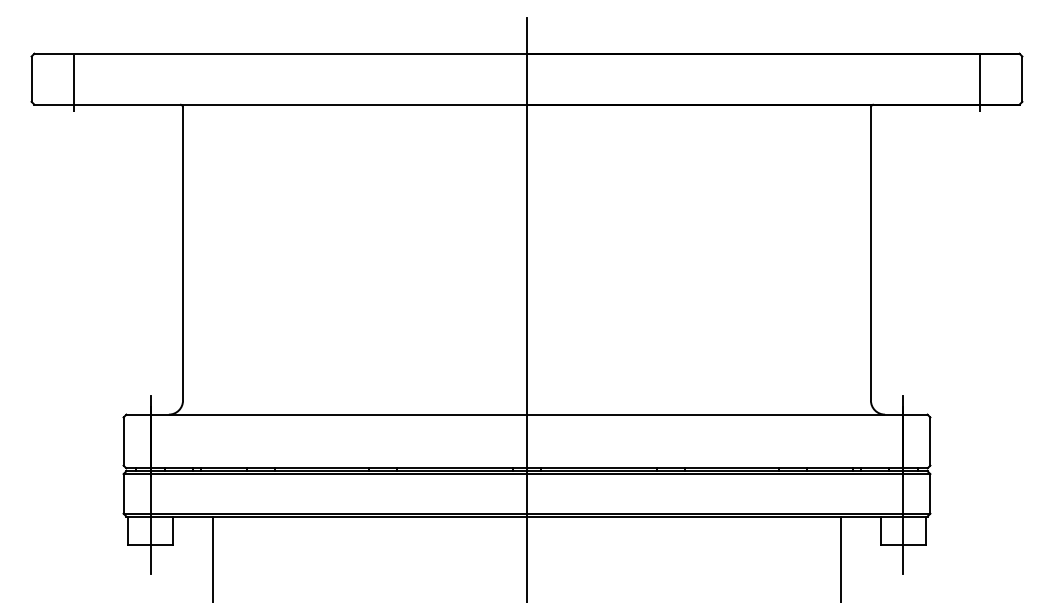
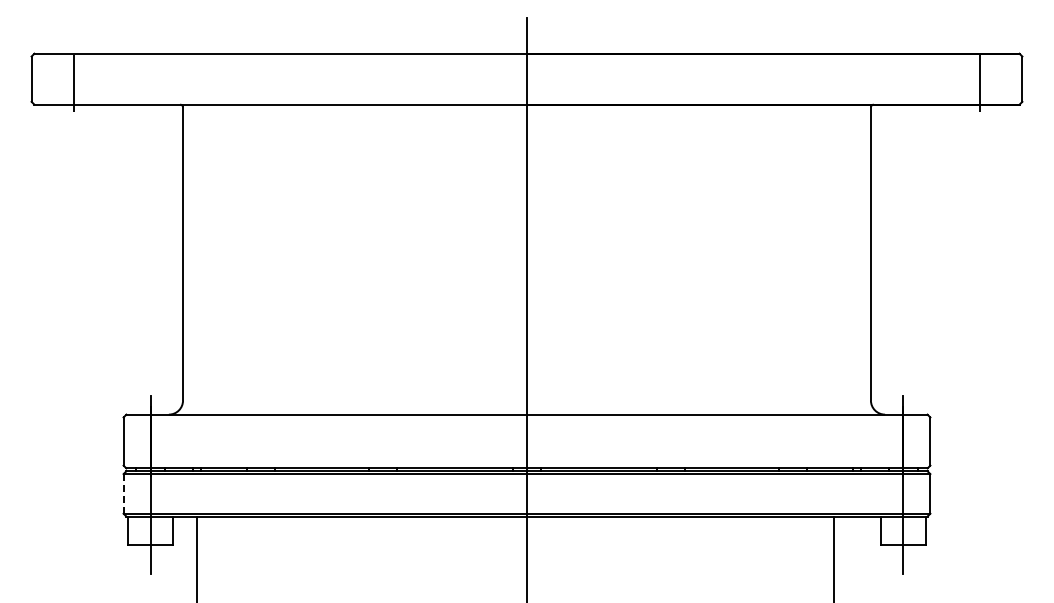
line: solid -> dashed (123, 493)
line position: (212, 557) -> (196, 557) (196, 557)
line position: (841, 557) -> (834, 557) (834, 557)
